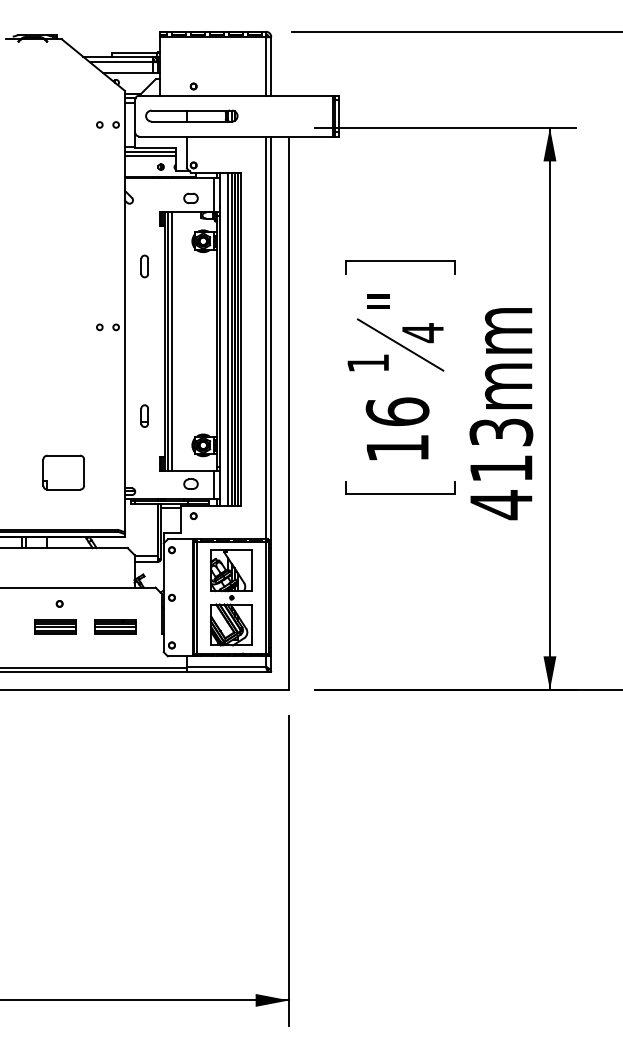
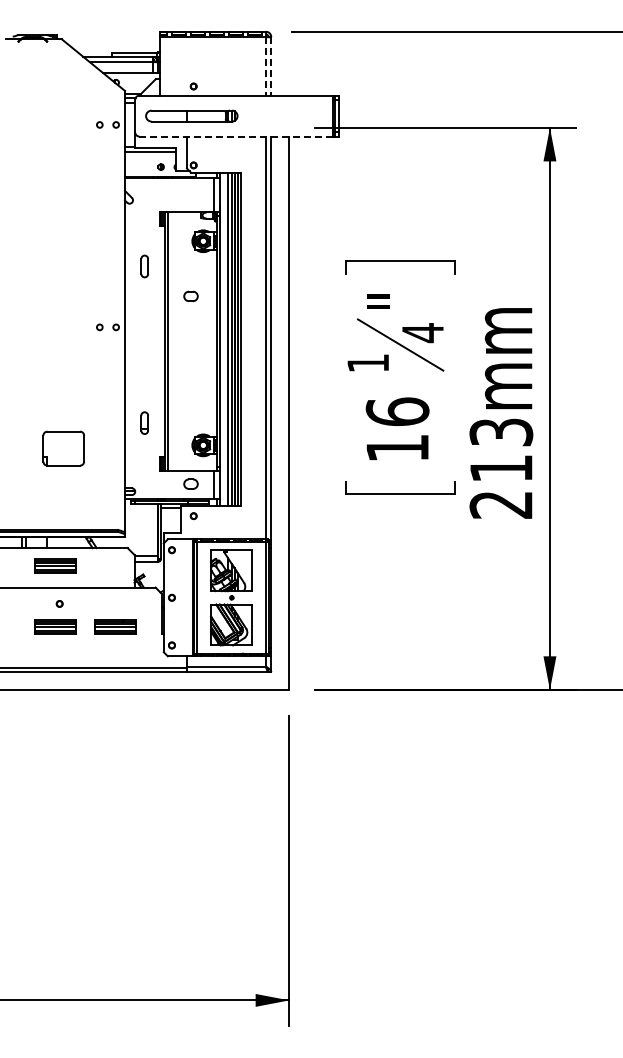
line: solid -> dashed (265, 66)
line: solid -> dashed (271, 67)
line: solid -> dashed (235, 136)
line: present -> none (150, 155)
part position: (190, 197) -> (190, 295) (190, 295)
line: present -> none (171, 341)
part position: (144, 415) -> (144, 422) (144, 422)
part position: (63, 472) -> (63, 448) (63, 448)
text: 413mm -> 213mm (500, 505)
part: none -> present (55, 565)
